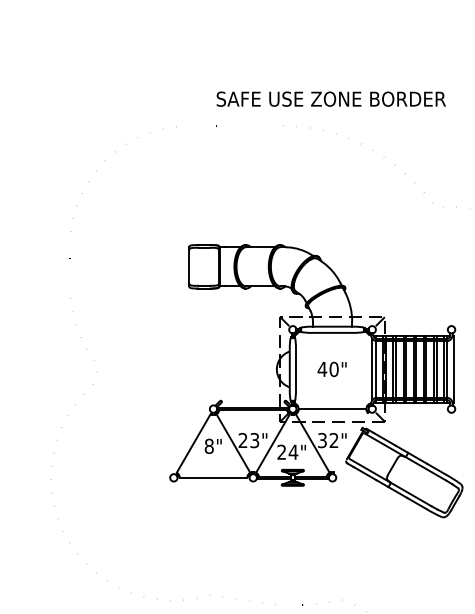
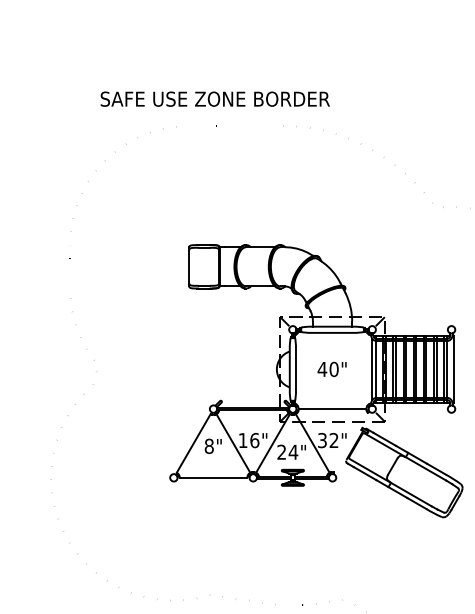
text position: (330, 98) -> (214, 98) (214, 98)
text: 23" -> 16" (248, 440)
